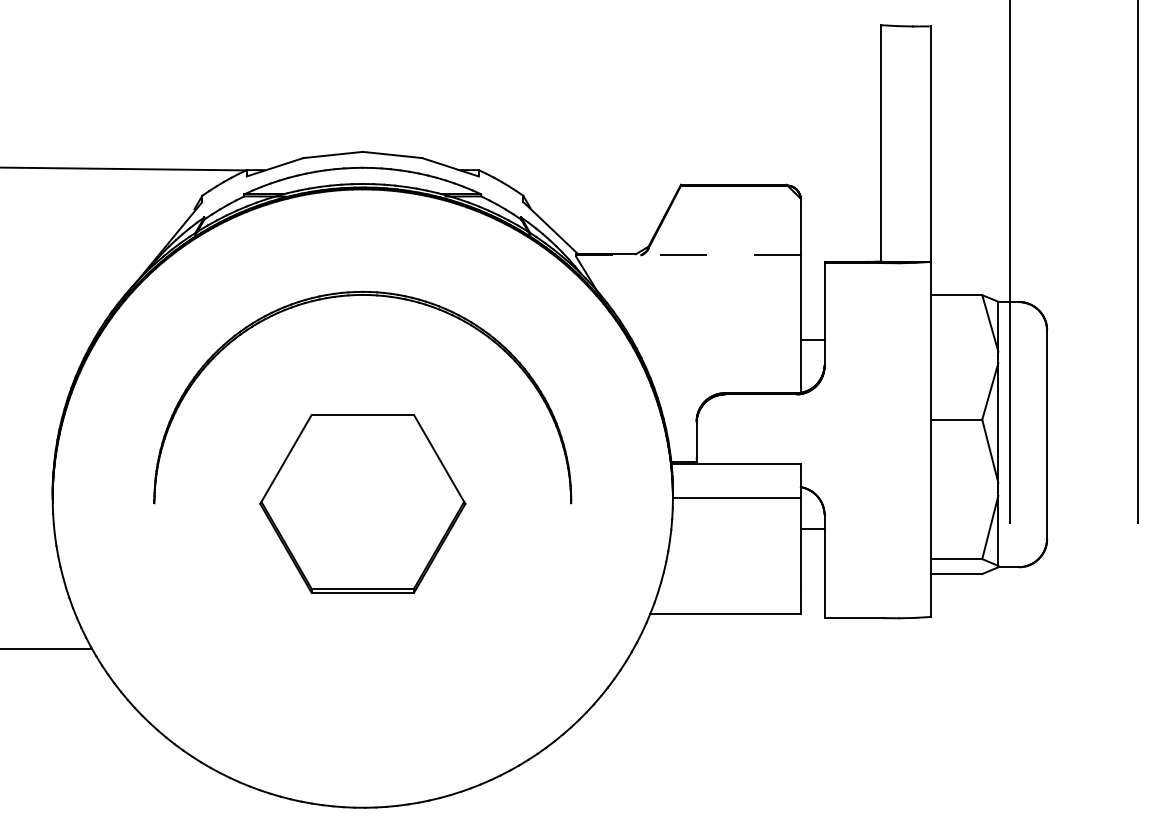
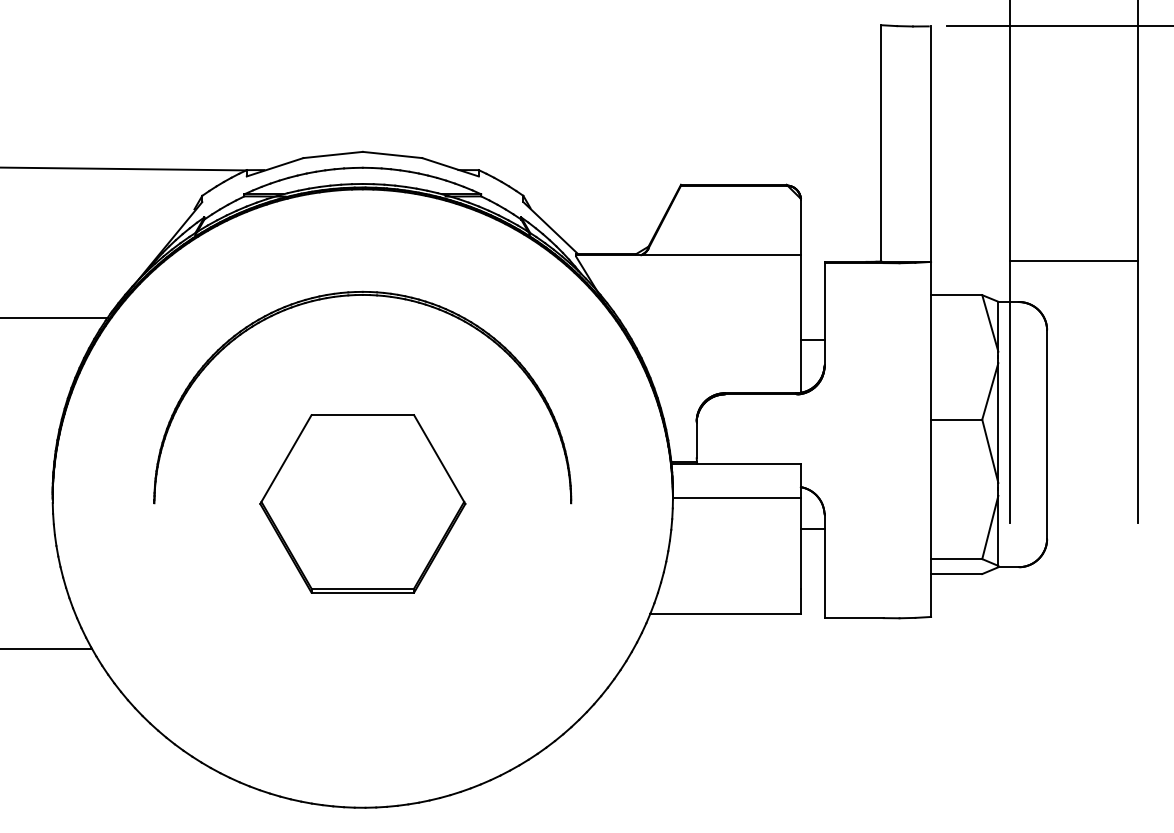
line: none -> present (1058, 26)
line: dashed -> solid (688, 255)
line: none -> present (1073, 261)
line: none -> present (54, 317)
